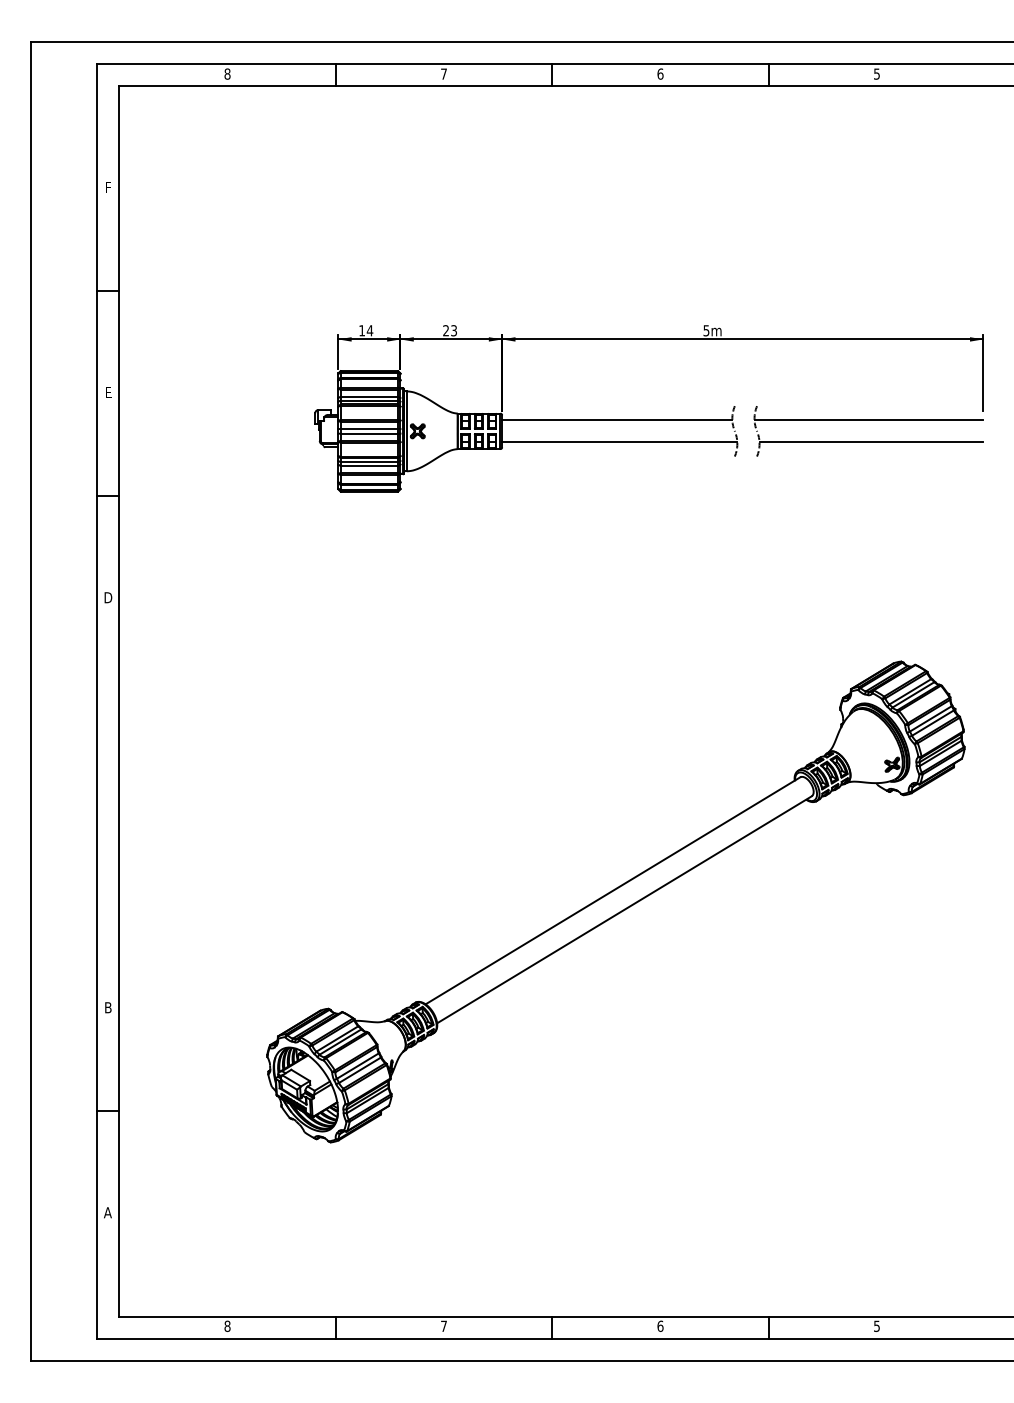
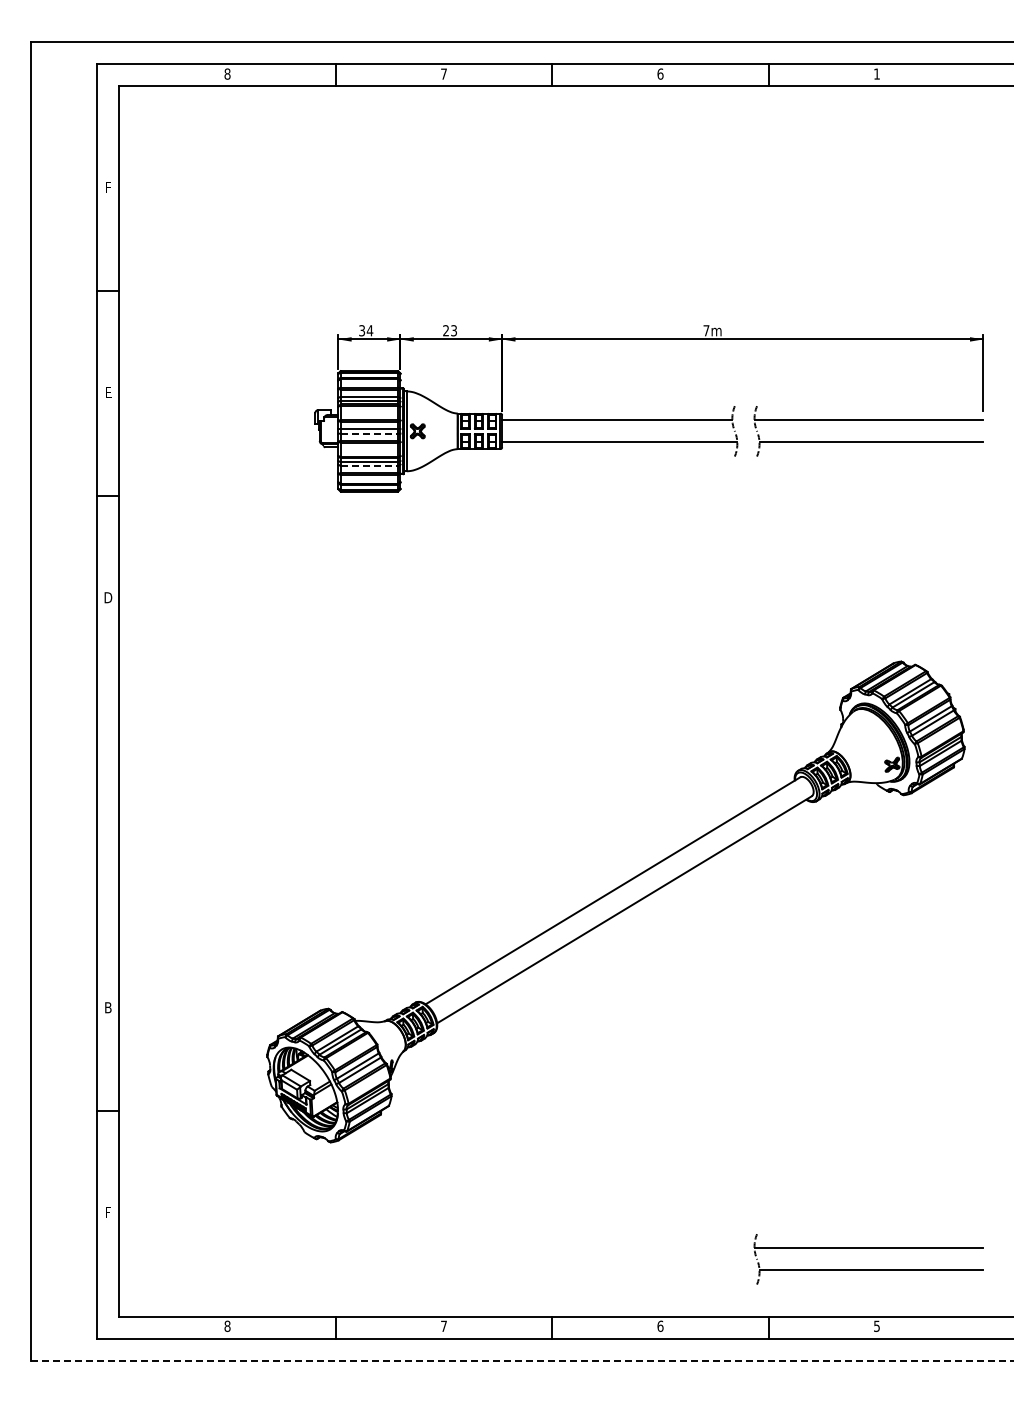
text: 5 -> 1 (876, 73)
text: 14 -> 34 (362, 330)
text: 5m -> 7m (706, 330)
line: solid -> dashed (369, 433)
line: solid -> dashed (369, 466)
text: A -> F (107, 1212)
part: none -> present (868, 1269)
line: solid -> dashed (522, 1360)
